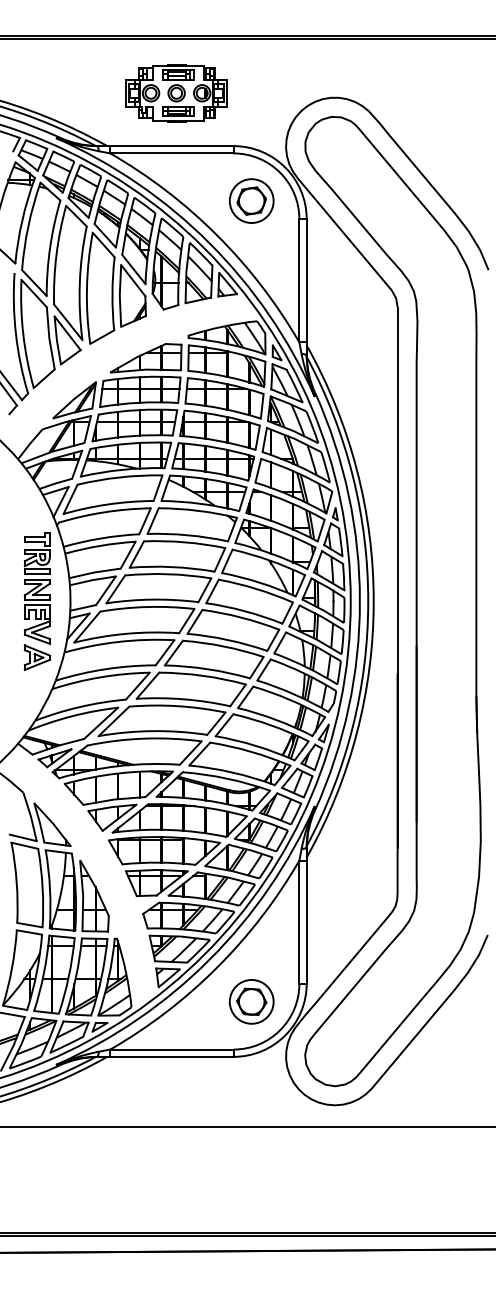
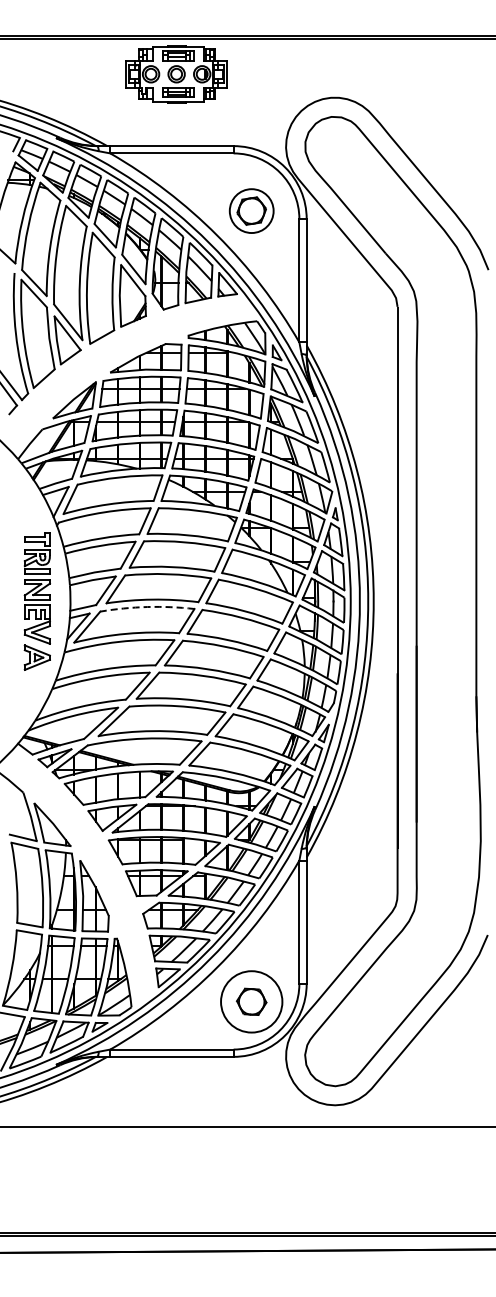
part position: (176, 93) -> (176, 74) (176, 74)
part position: (251, 200) -> (251, 210) (251, 210)
arc: solid -> dashed (147, 607)
circle diameter: 44 px -> 61 px (251, 1001)
